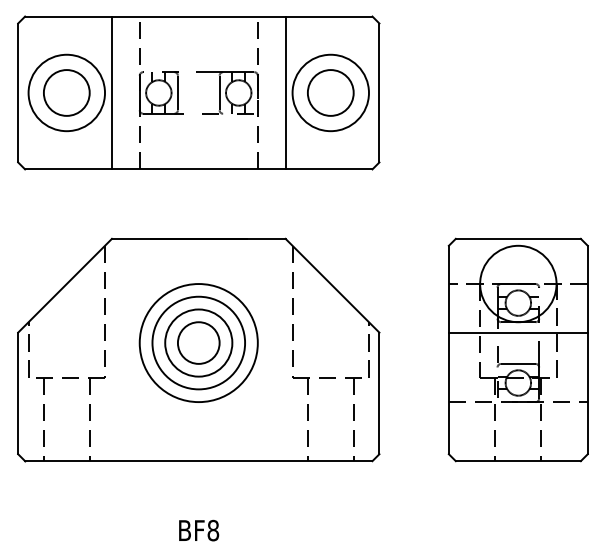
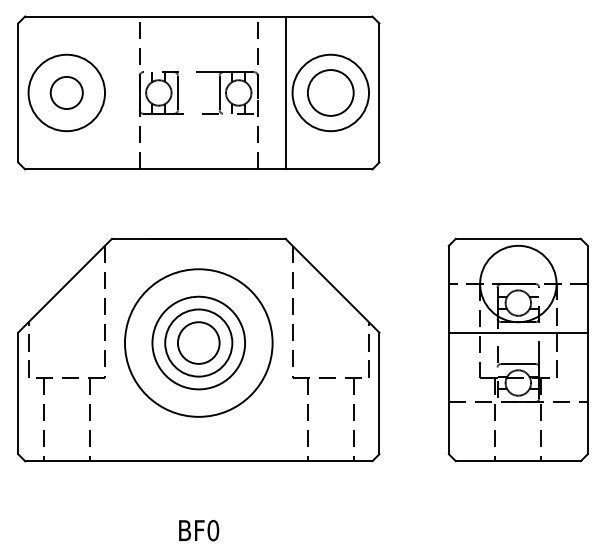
circle diameter: 46 px -> 32 px (66, 92)
line: present -> none (111, 92)
circle diameter: 118 px -> 148 px (198, 342)
text: BF8 -> BF0 (213, 530)
